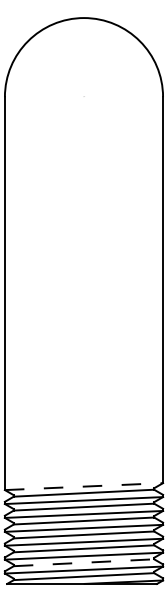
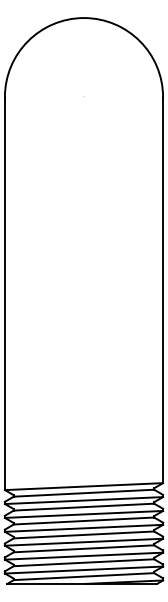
line: dashed -> solid (84, 486)
line: dashed -> solid (84, 562)
